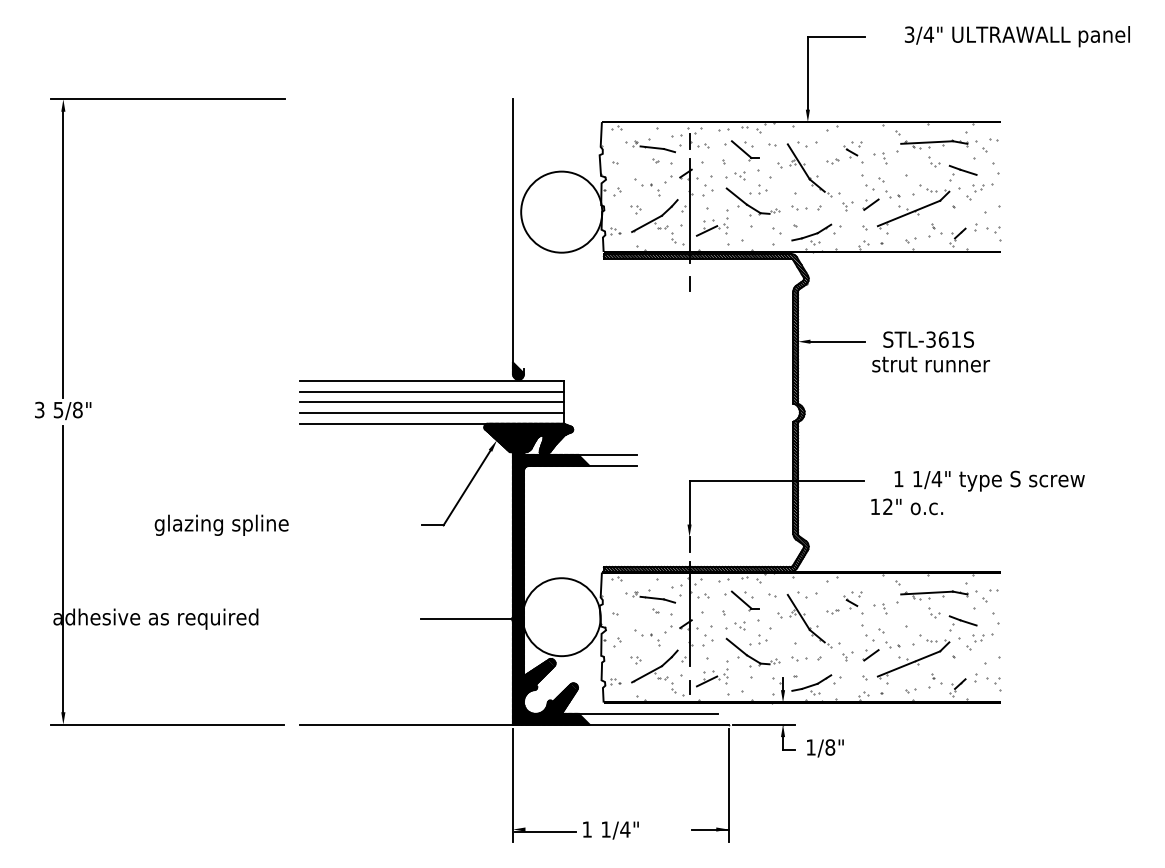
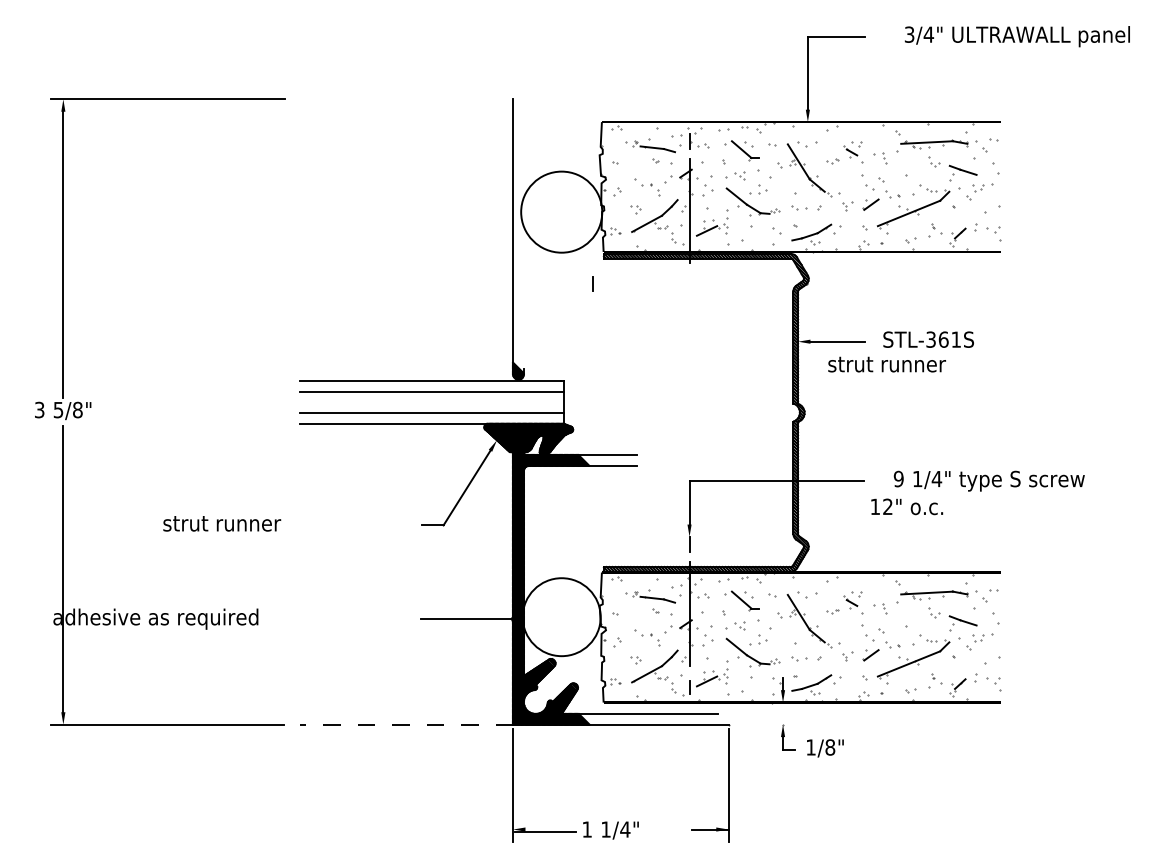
line position: (689, 283) -> (592, 283) (592, 283)
text position: (930, 364) -> (886, 364) (886, 364)
line: present -> none (431, 402)
text: 1 -> 9 (898, 478)
text: glazing spline -> strut runner (221, 524)
line: solid -> dashed (406, 724)
line: present -> none (764, 724)
